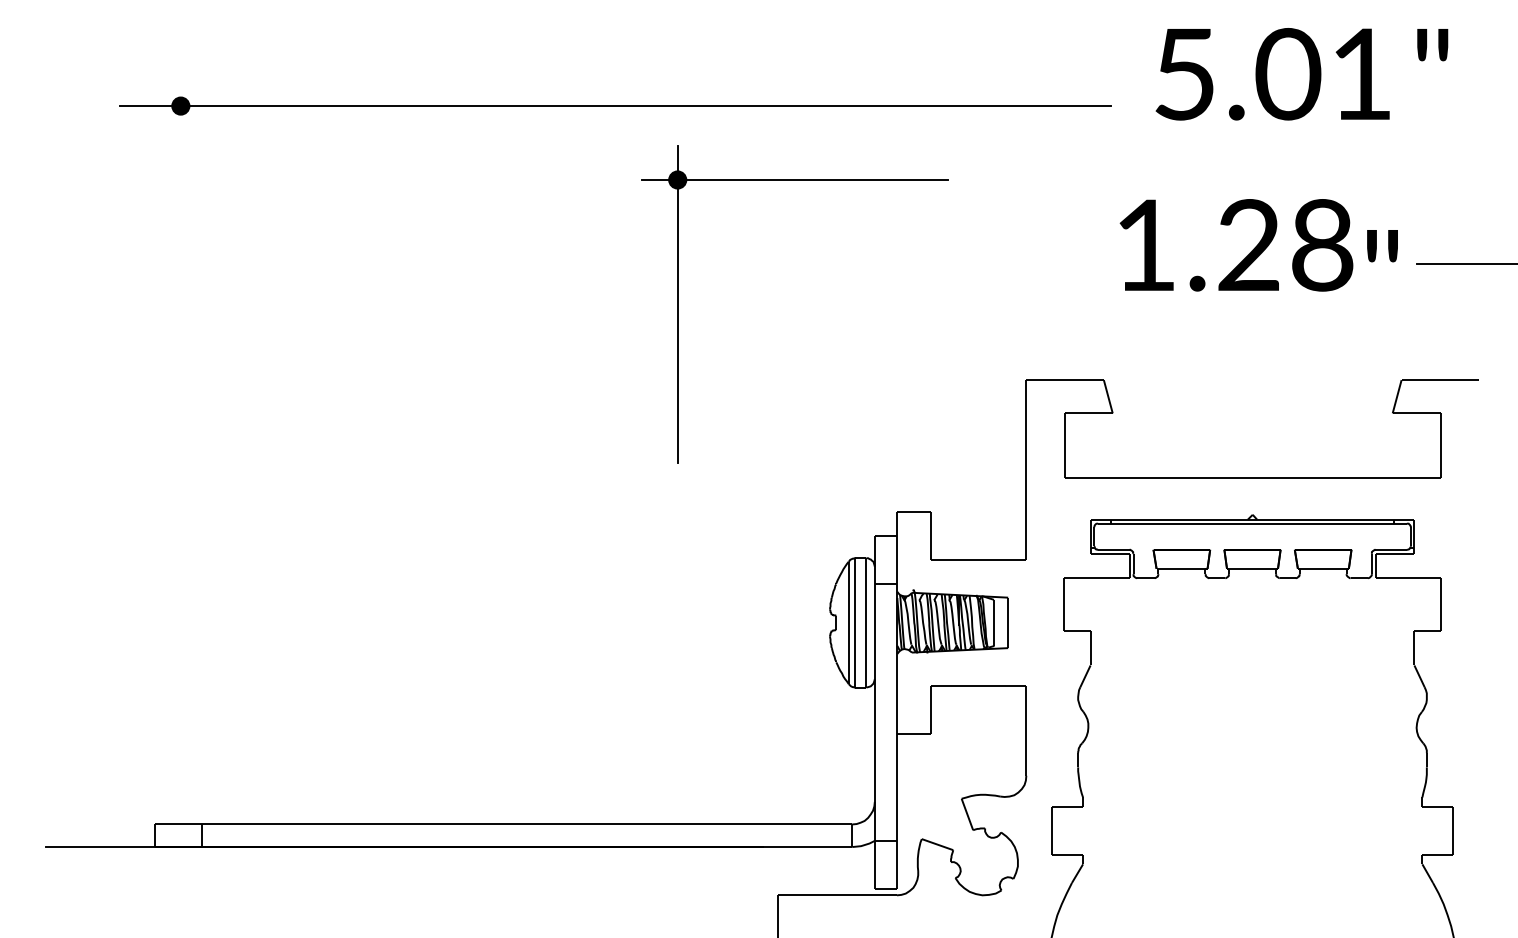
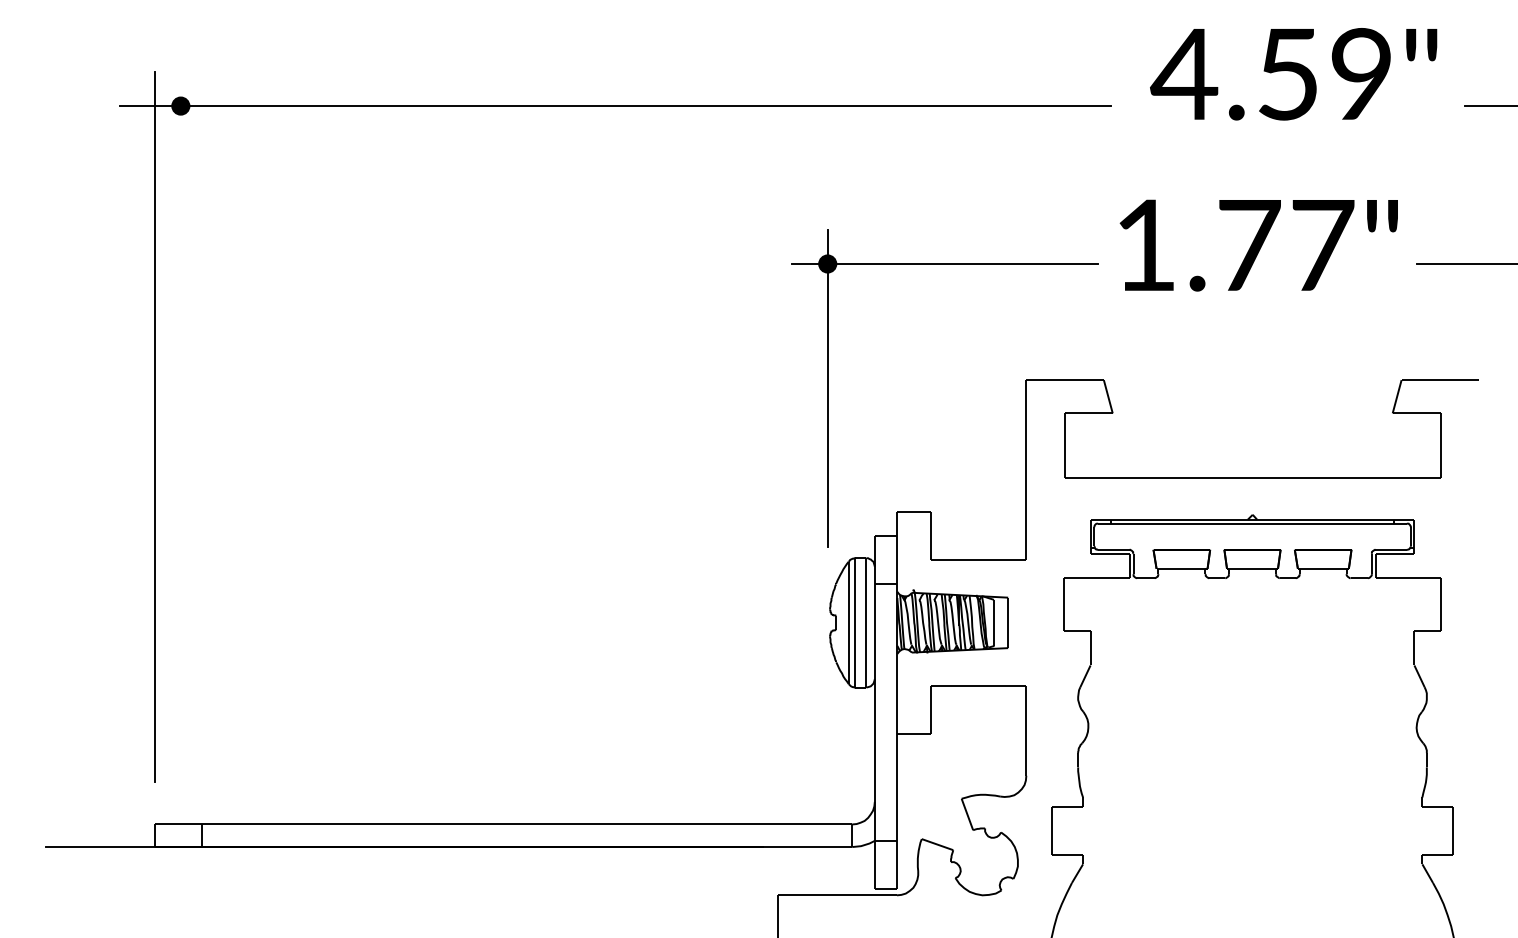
text position: (1432, 45) -> (1421, 45) (1421, 45)
text: 5.01 -> 4.59 (1270, 74)
line: none -> present (1489, 106)
text: 1.28 -> 1.77 (1286, 245)
text position: (1382, 246) -> (1382, 216) (1382, 216)
part position: (678, 304) -> (828, 388) (828, 388)
line: none -> present (155, 427)
